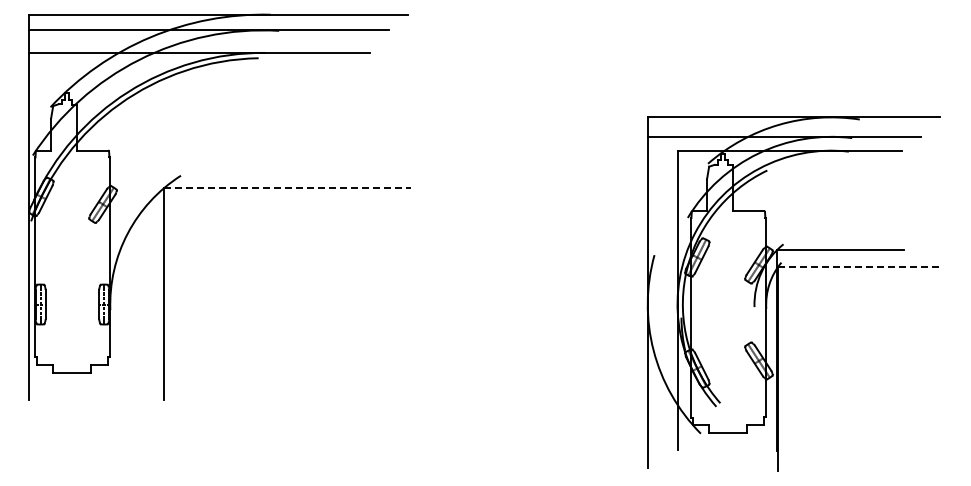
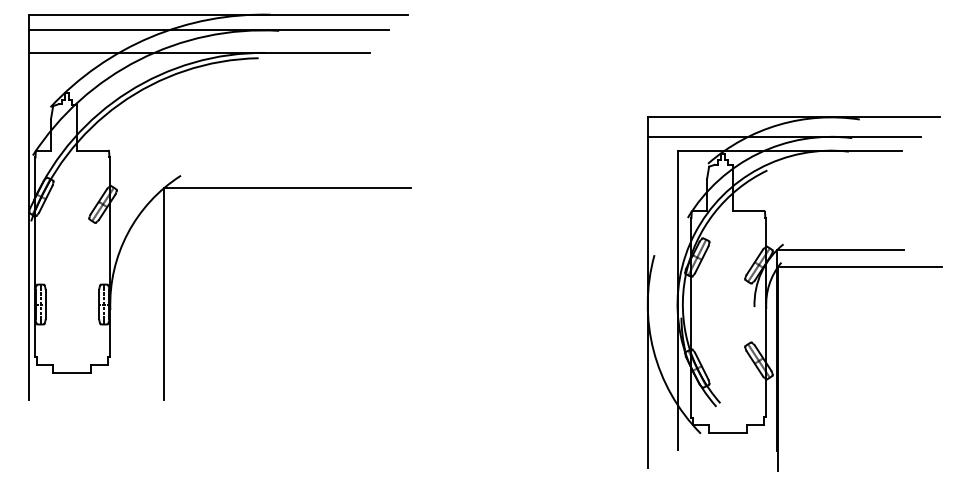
line: dashed -> solid (287, 188)
line: dashed -> solid (859, 267)
